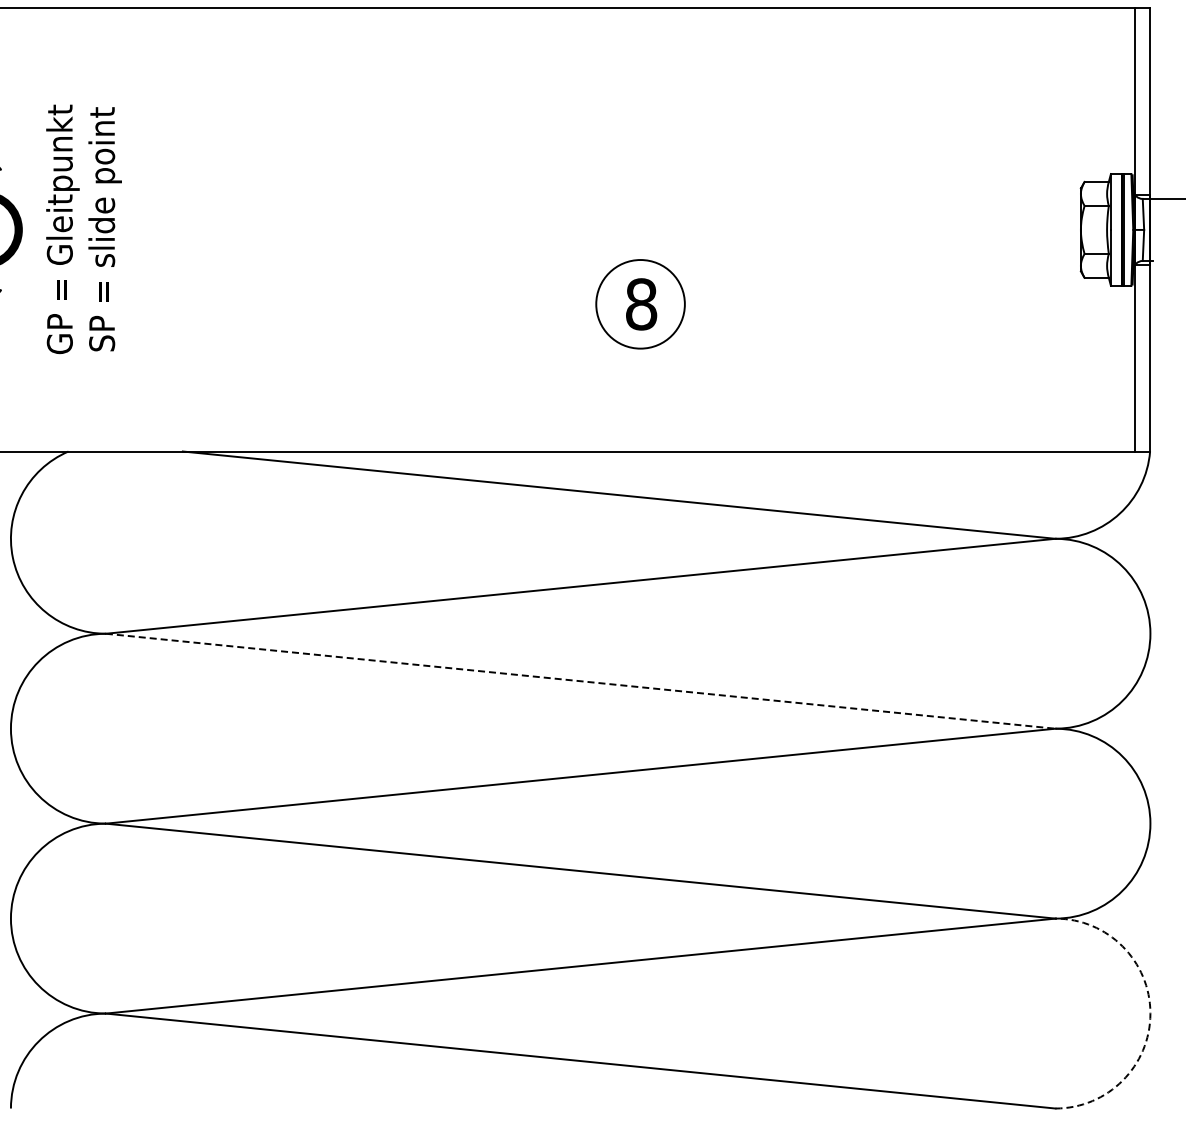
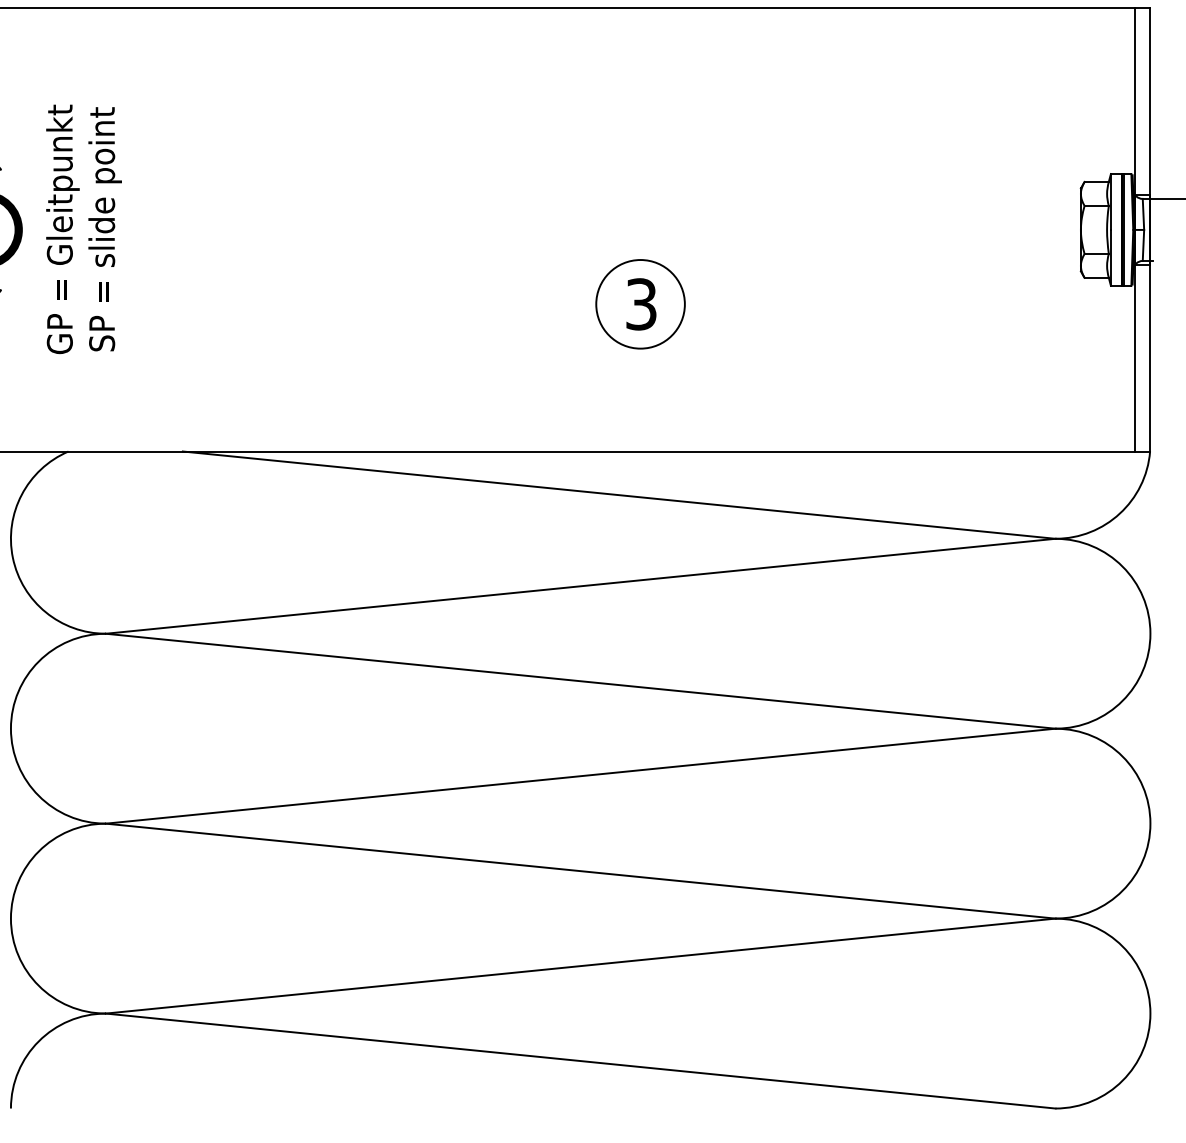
text: 8 -> 3 (641, 304)
line: dashed -> solid (581, 681)
arc: dashed -> solid (1150, 1013)
